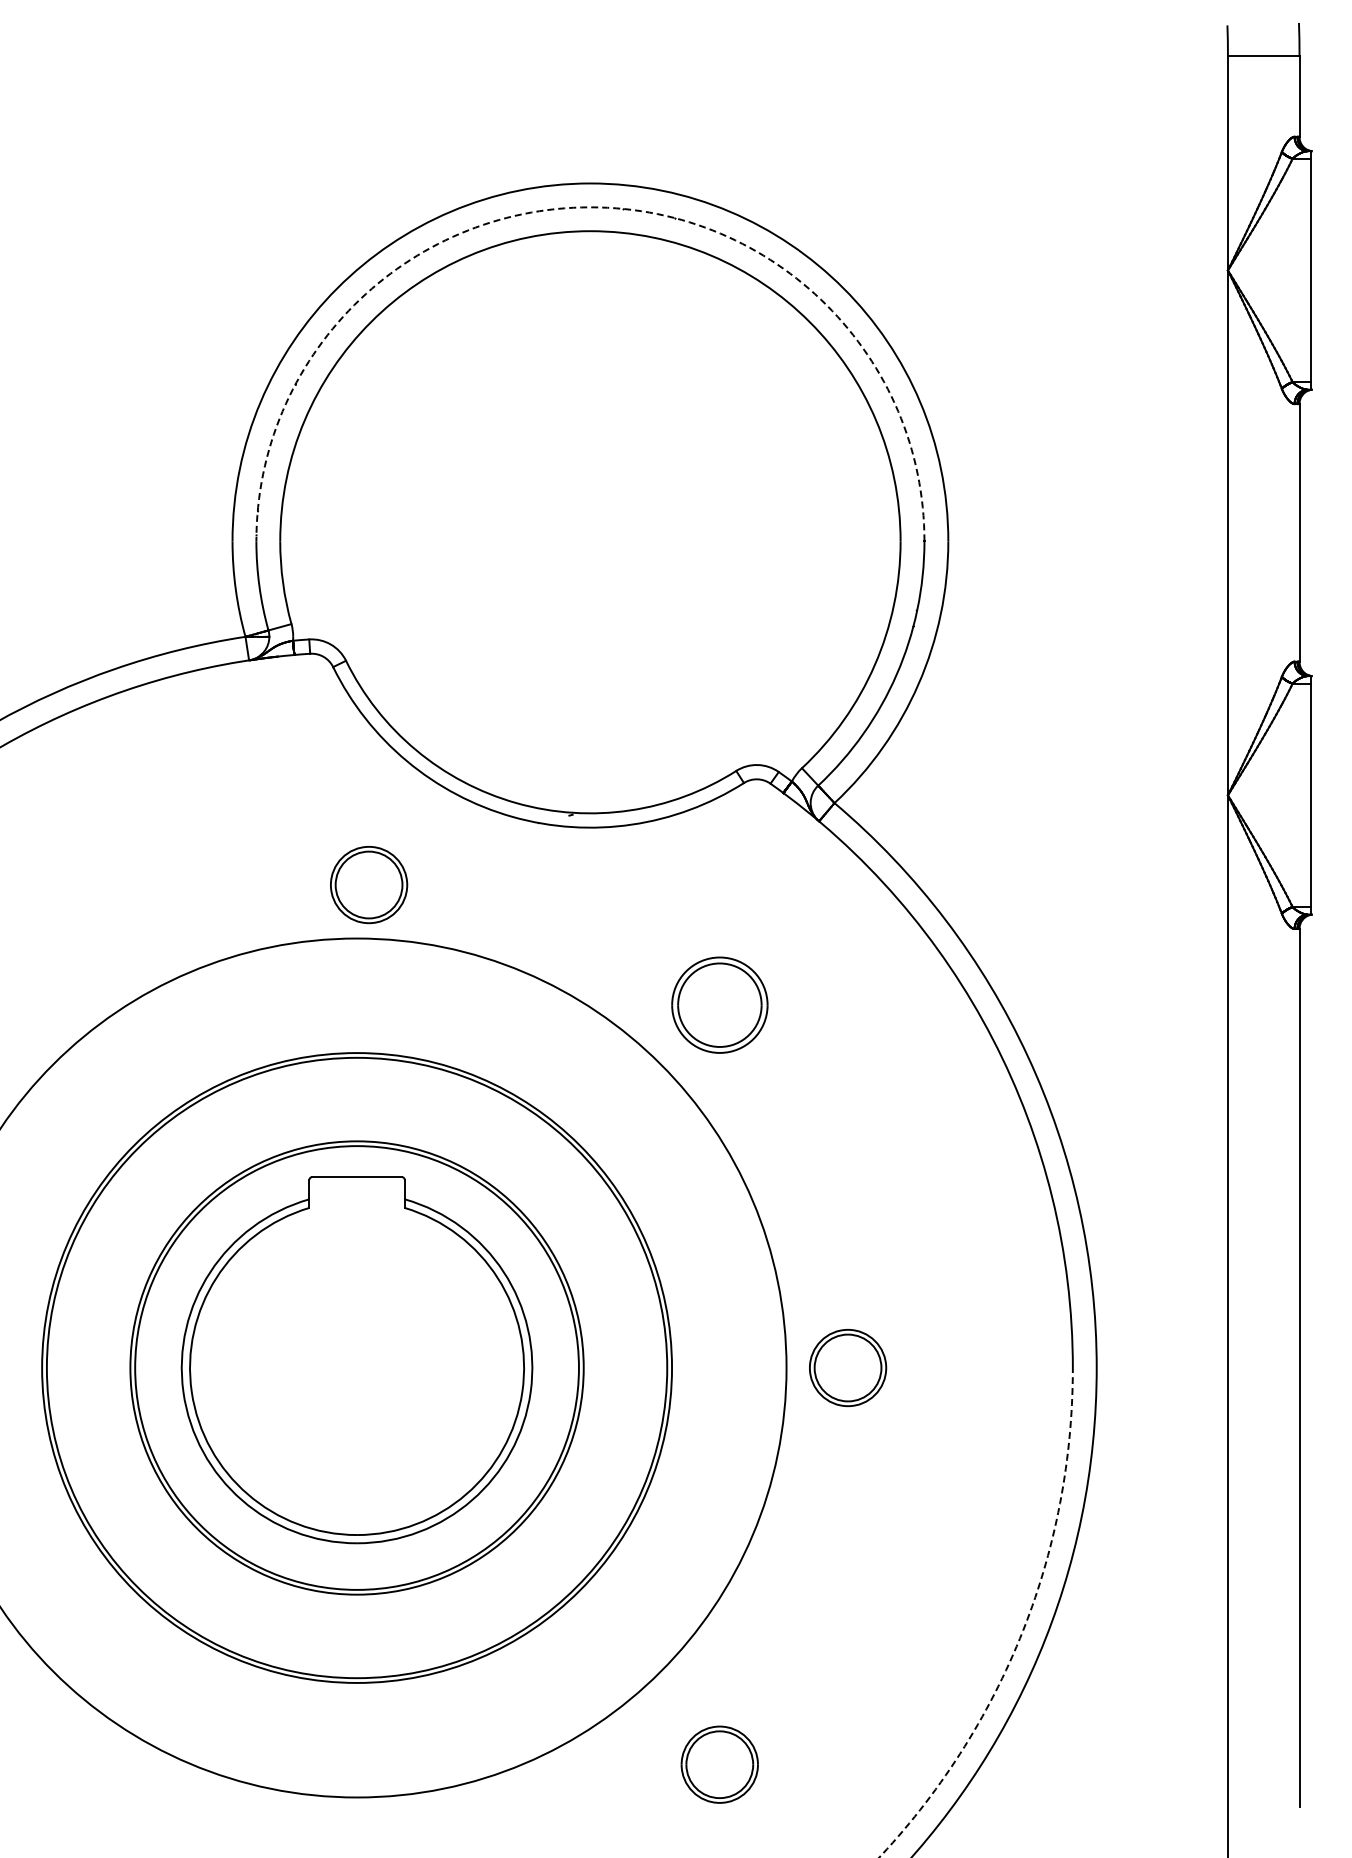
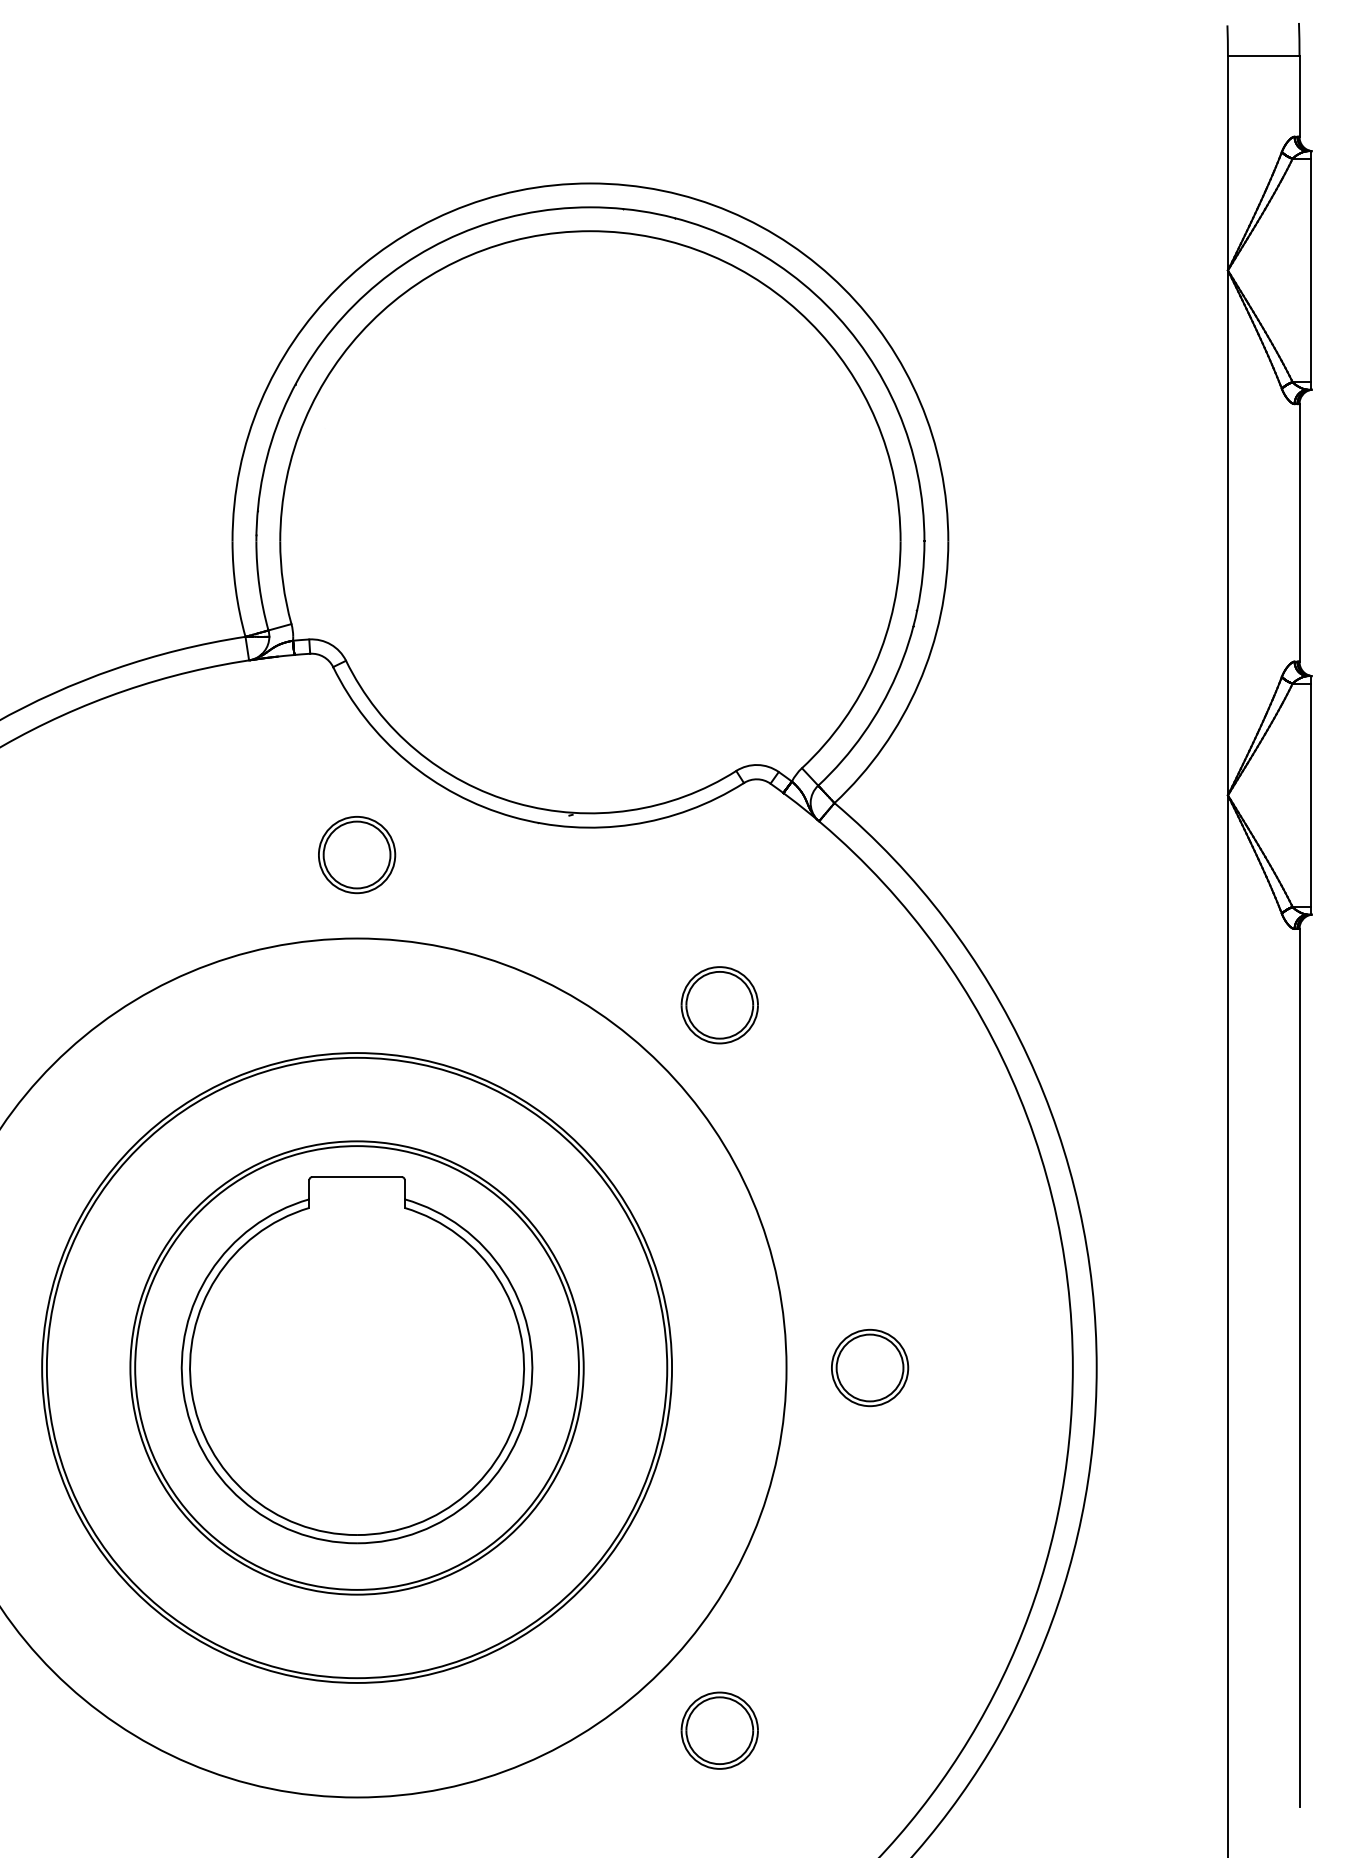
arc: dashed -> solid (590, 207)
part position: (369, 885) -> (357, 855) (357, 855)
part size: 98x98 px -> 79x79 px (719, 1005)
part position: (848, 1368) -> (870, 1368) (870, 1368)
arc: dashed -> solid (1022, 1633)
part position: (719, 1764) -> (719, 1730) (719, 1730)
